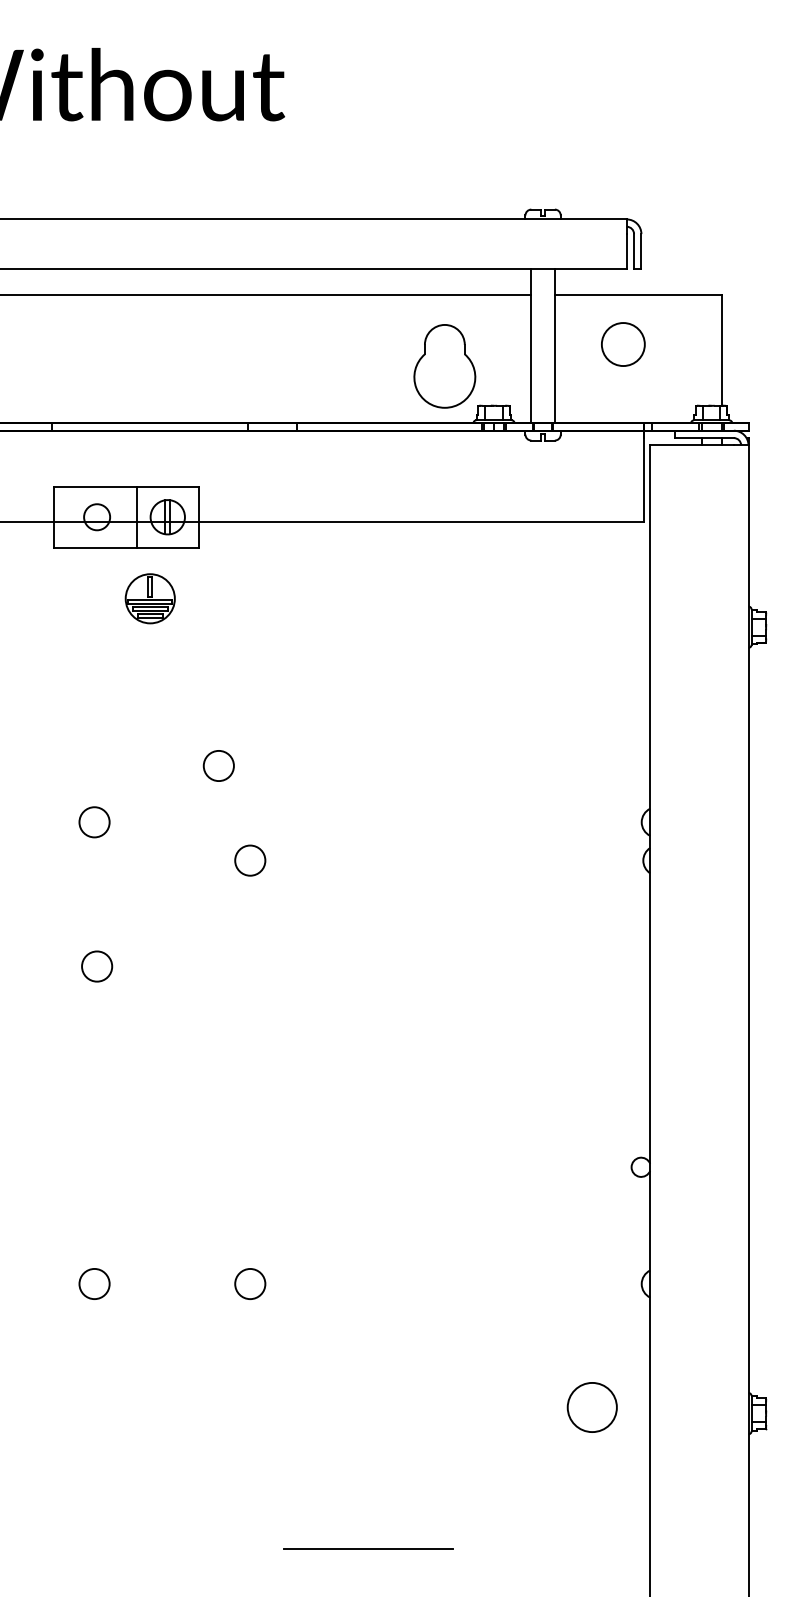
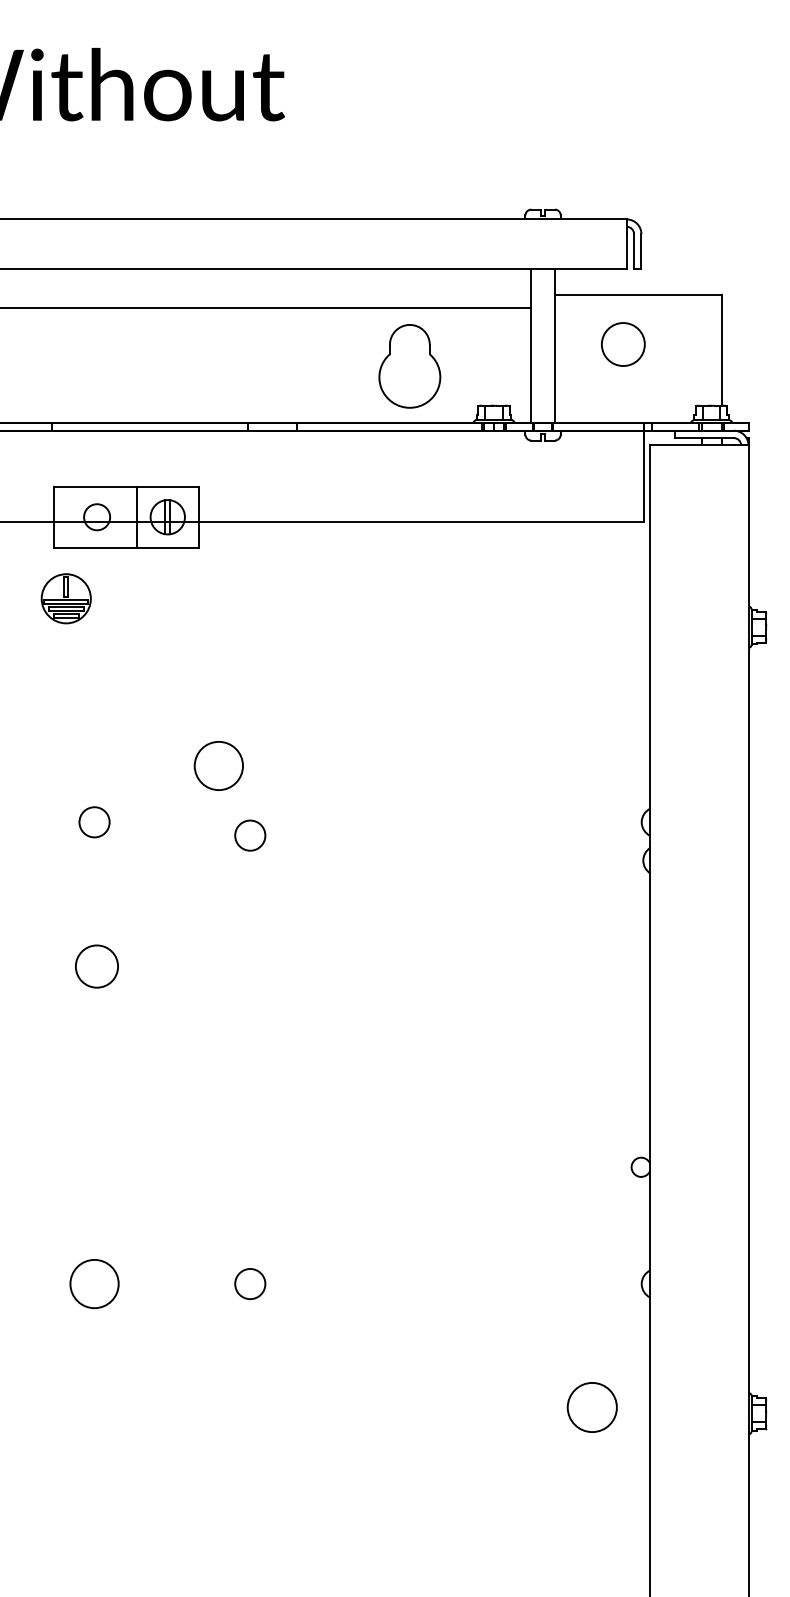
line position: (266, 295) -> (266, 308) (266, 308)
part position: (444, 366) -> (409, 366) (409, 366)
part position: (149, 598) -> (65, 598) (65, 598)
circle diameter: 30 px -> 48 px (218, 765)
circle position: (250, 860) -> (250, 835) (250, 835)
circle size: 33x33 px -> 44x45 px (96, 966)
circle diameter: 30 px -> 48 px (94, 1283)
line: present -> none (368, 1549)
